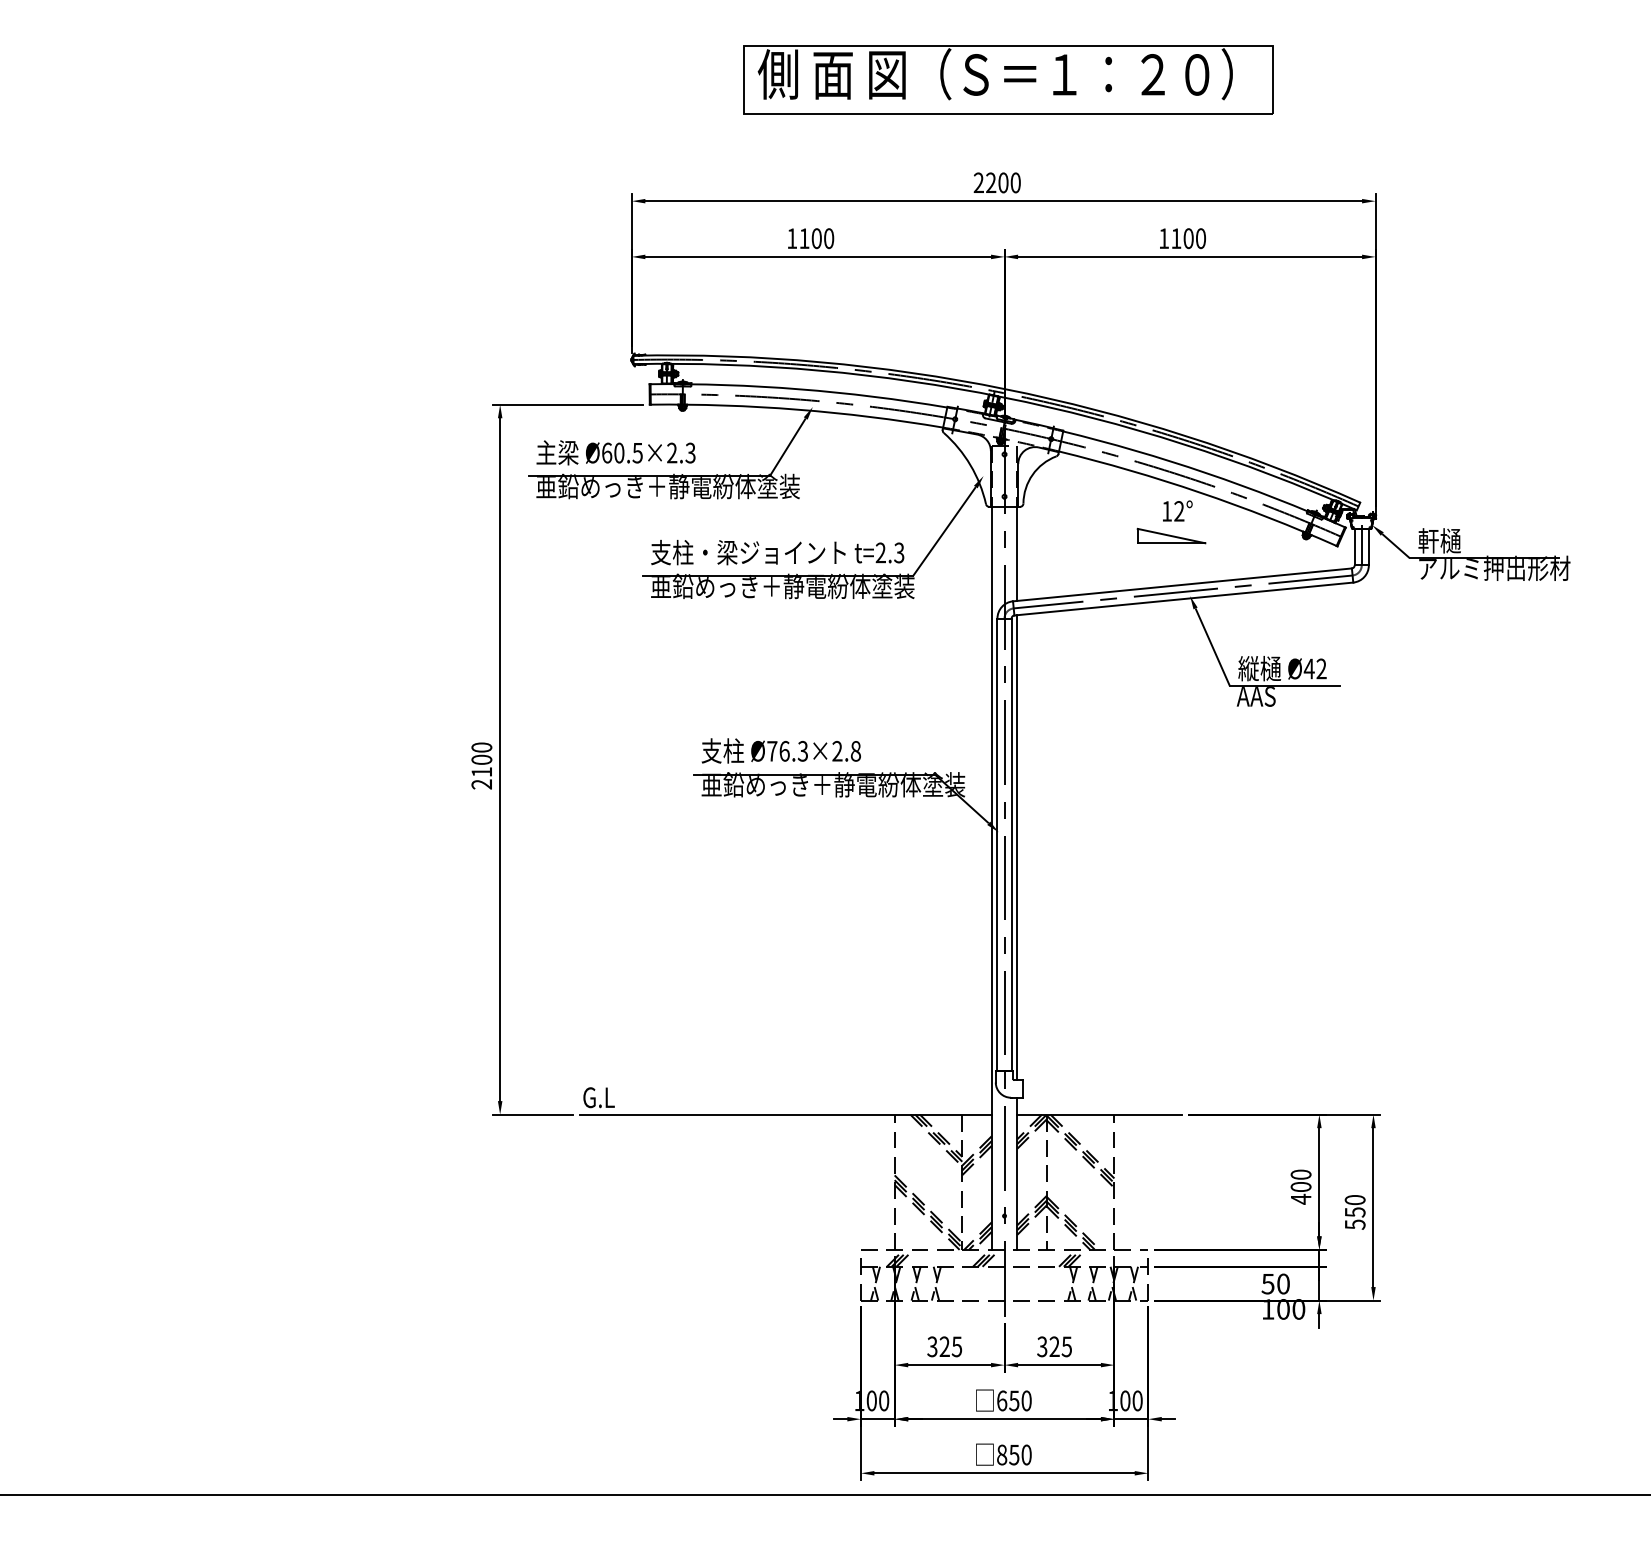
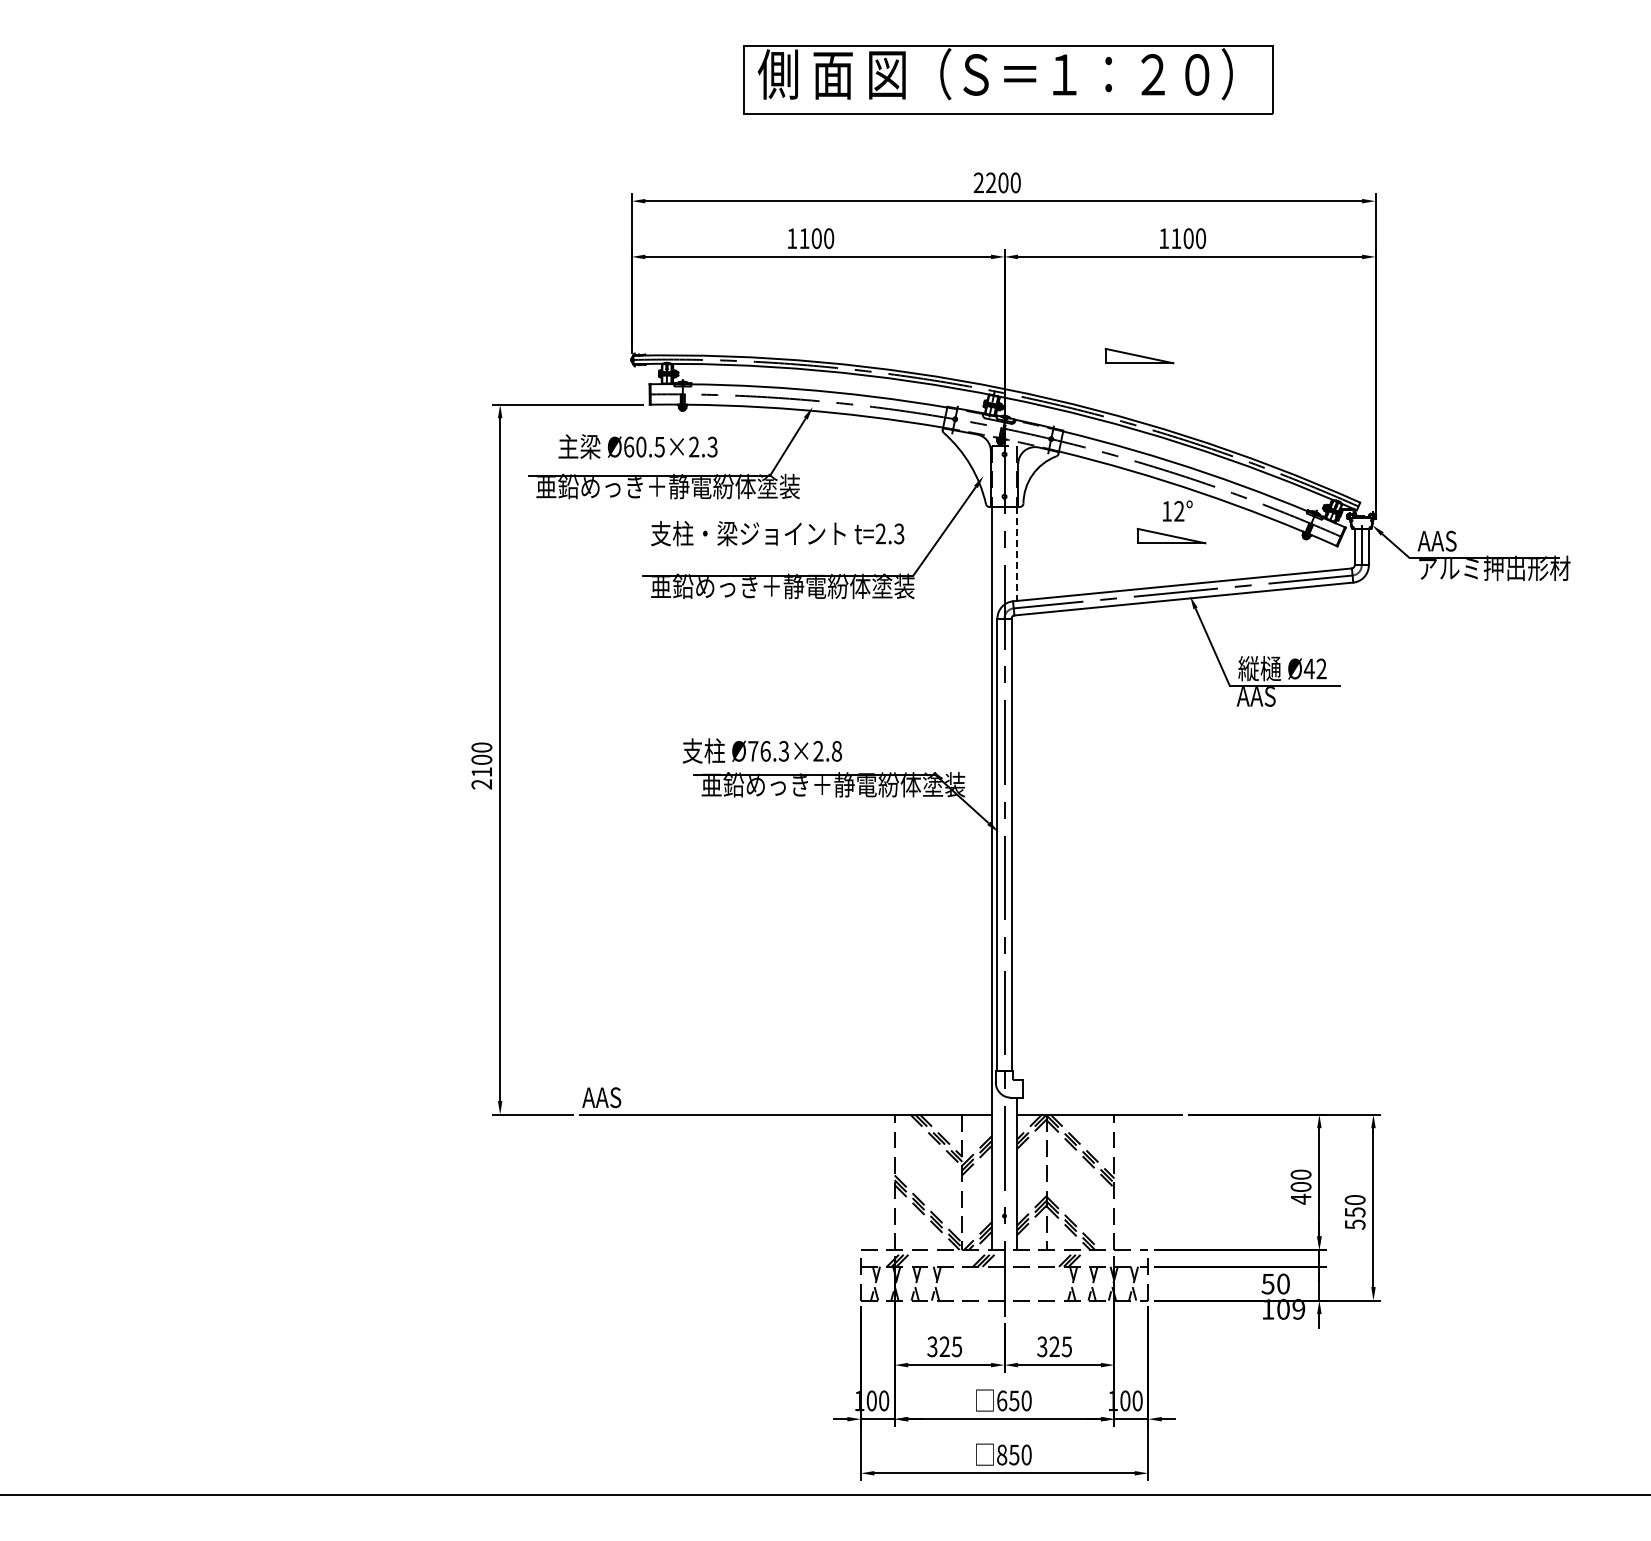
part: none -> present (1139, 355)
text position: (615, 452) -> (637, 446) (637, 446)
text: 軒樋 -> AAS (1438, 540)
text position: (777, 552) -> (777, 533) (777, 533)
line: solid -> dashed (1017, 554)
text position: (780, 750) -> (761, 750) (761, 750)
line: present -> none (1017, 847)
text: G.L -> AAS (601, 1097)
text: 100 -> 109 (1298, 1309)
